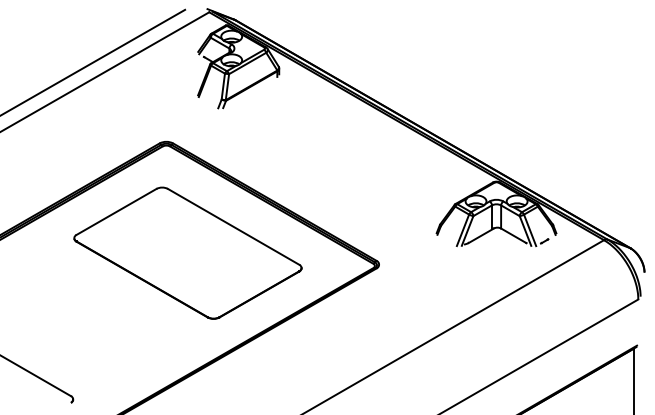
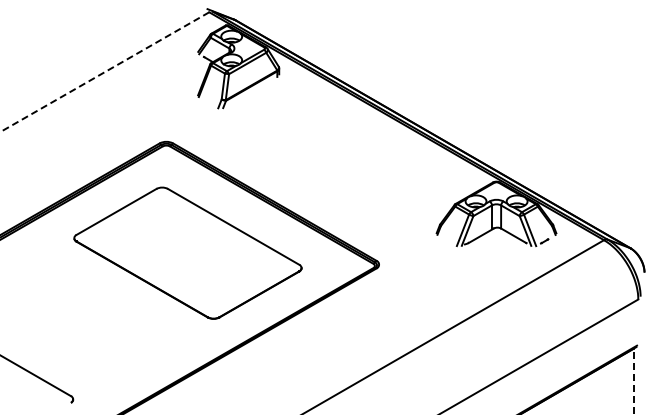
line: present -> none (93, 61)
line: solid -> dashed (104, 72)
line: solid -> dashed (633, 381)
